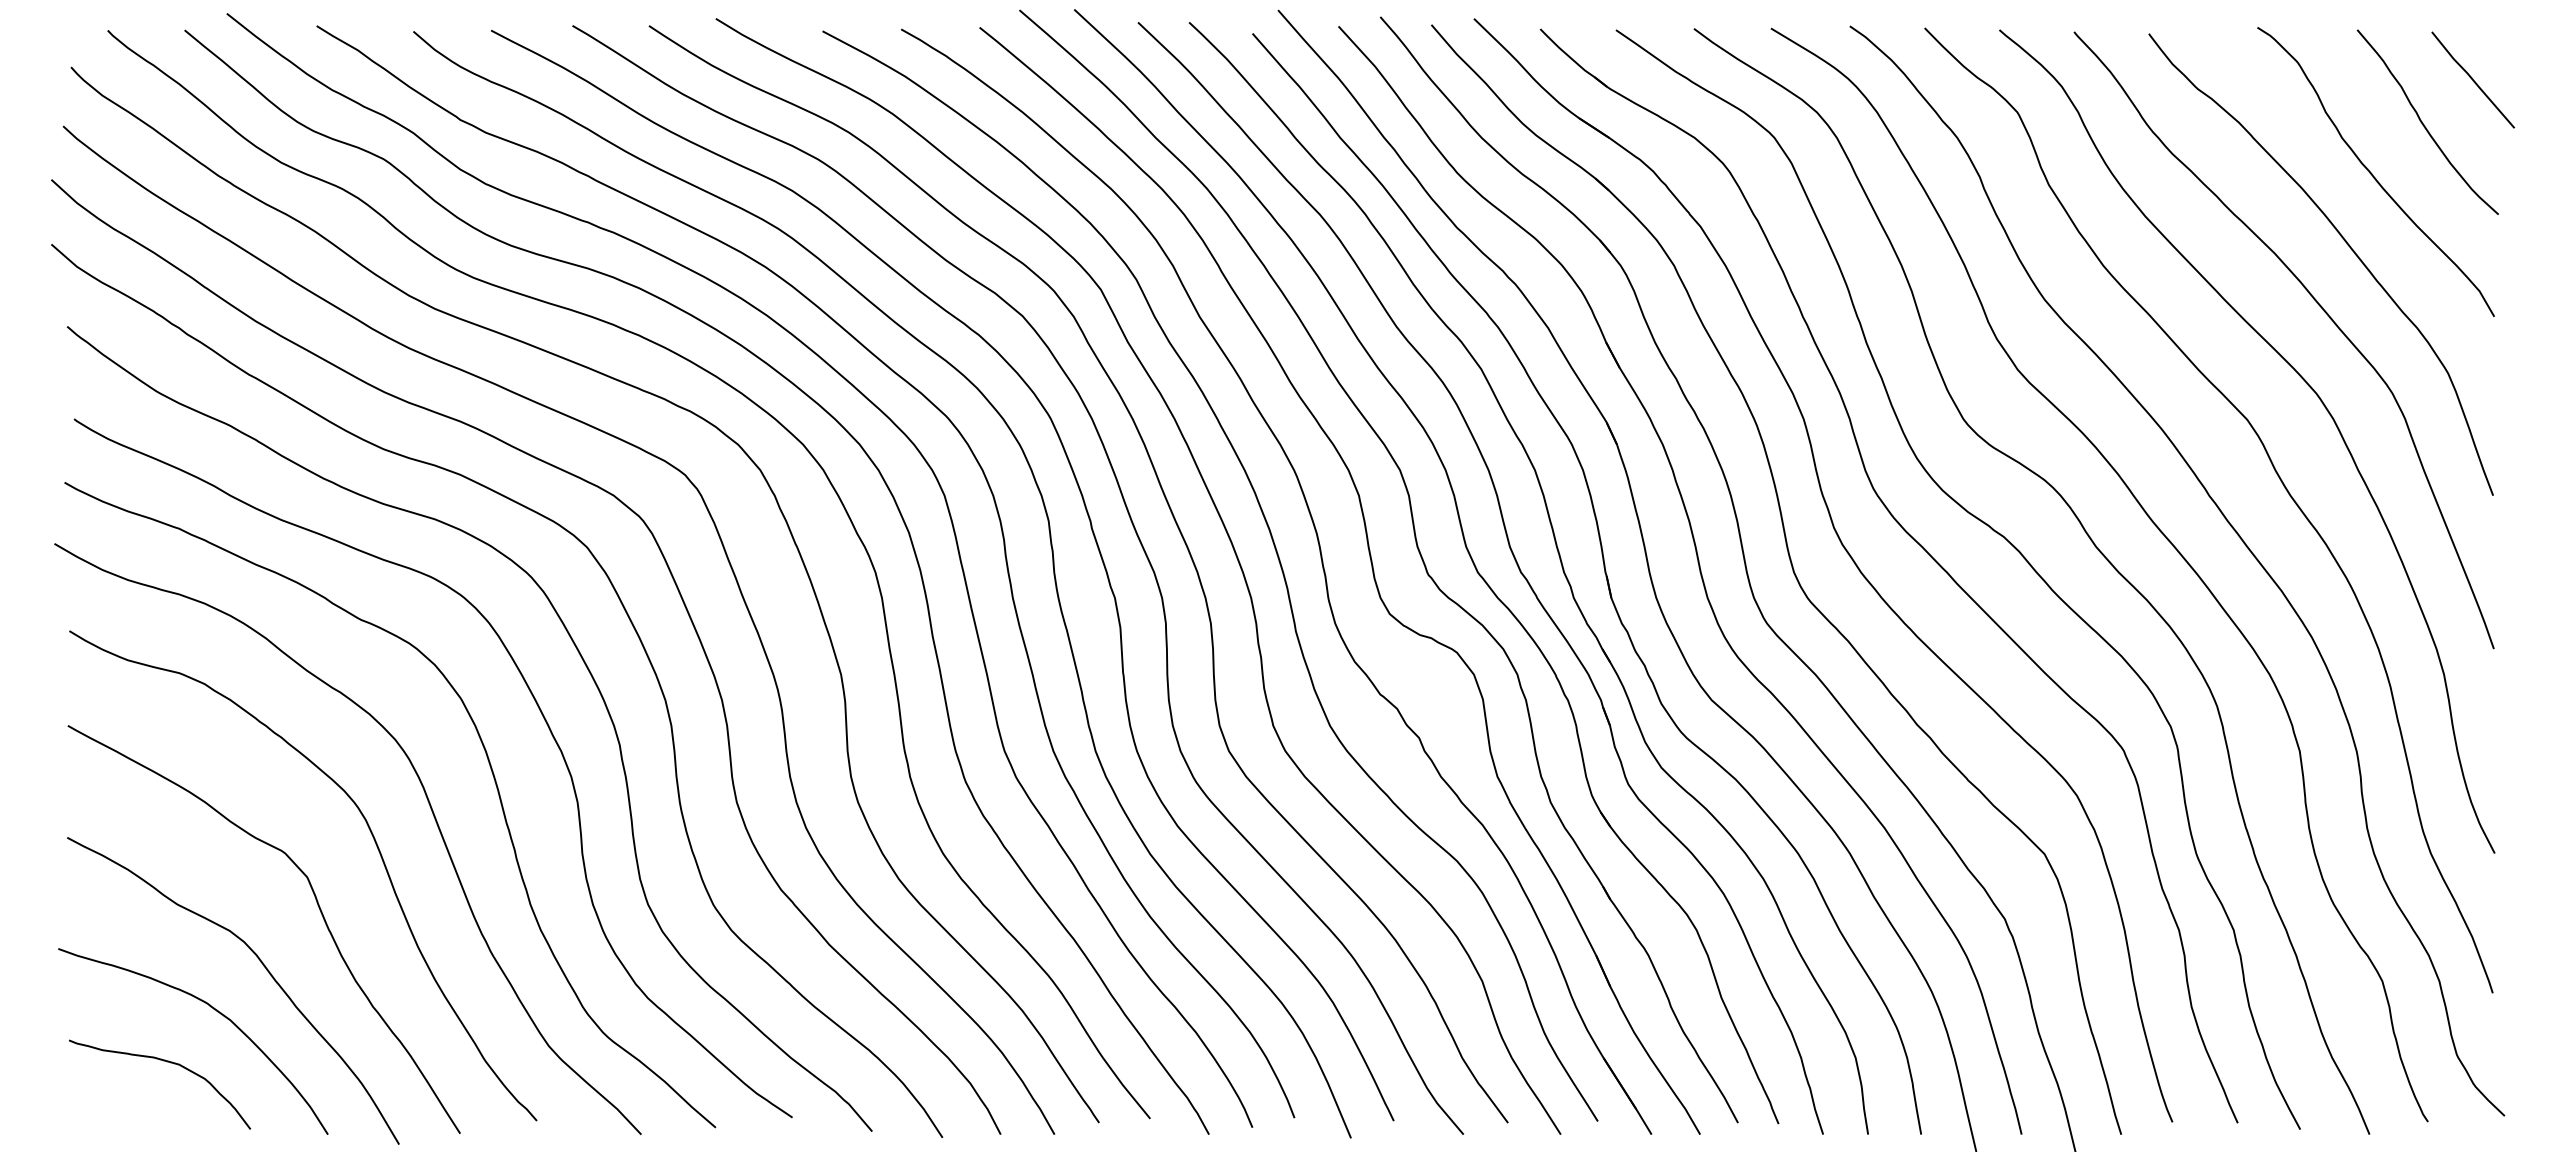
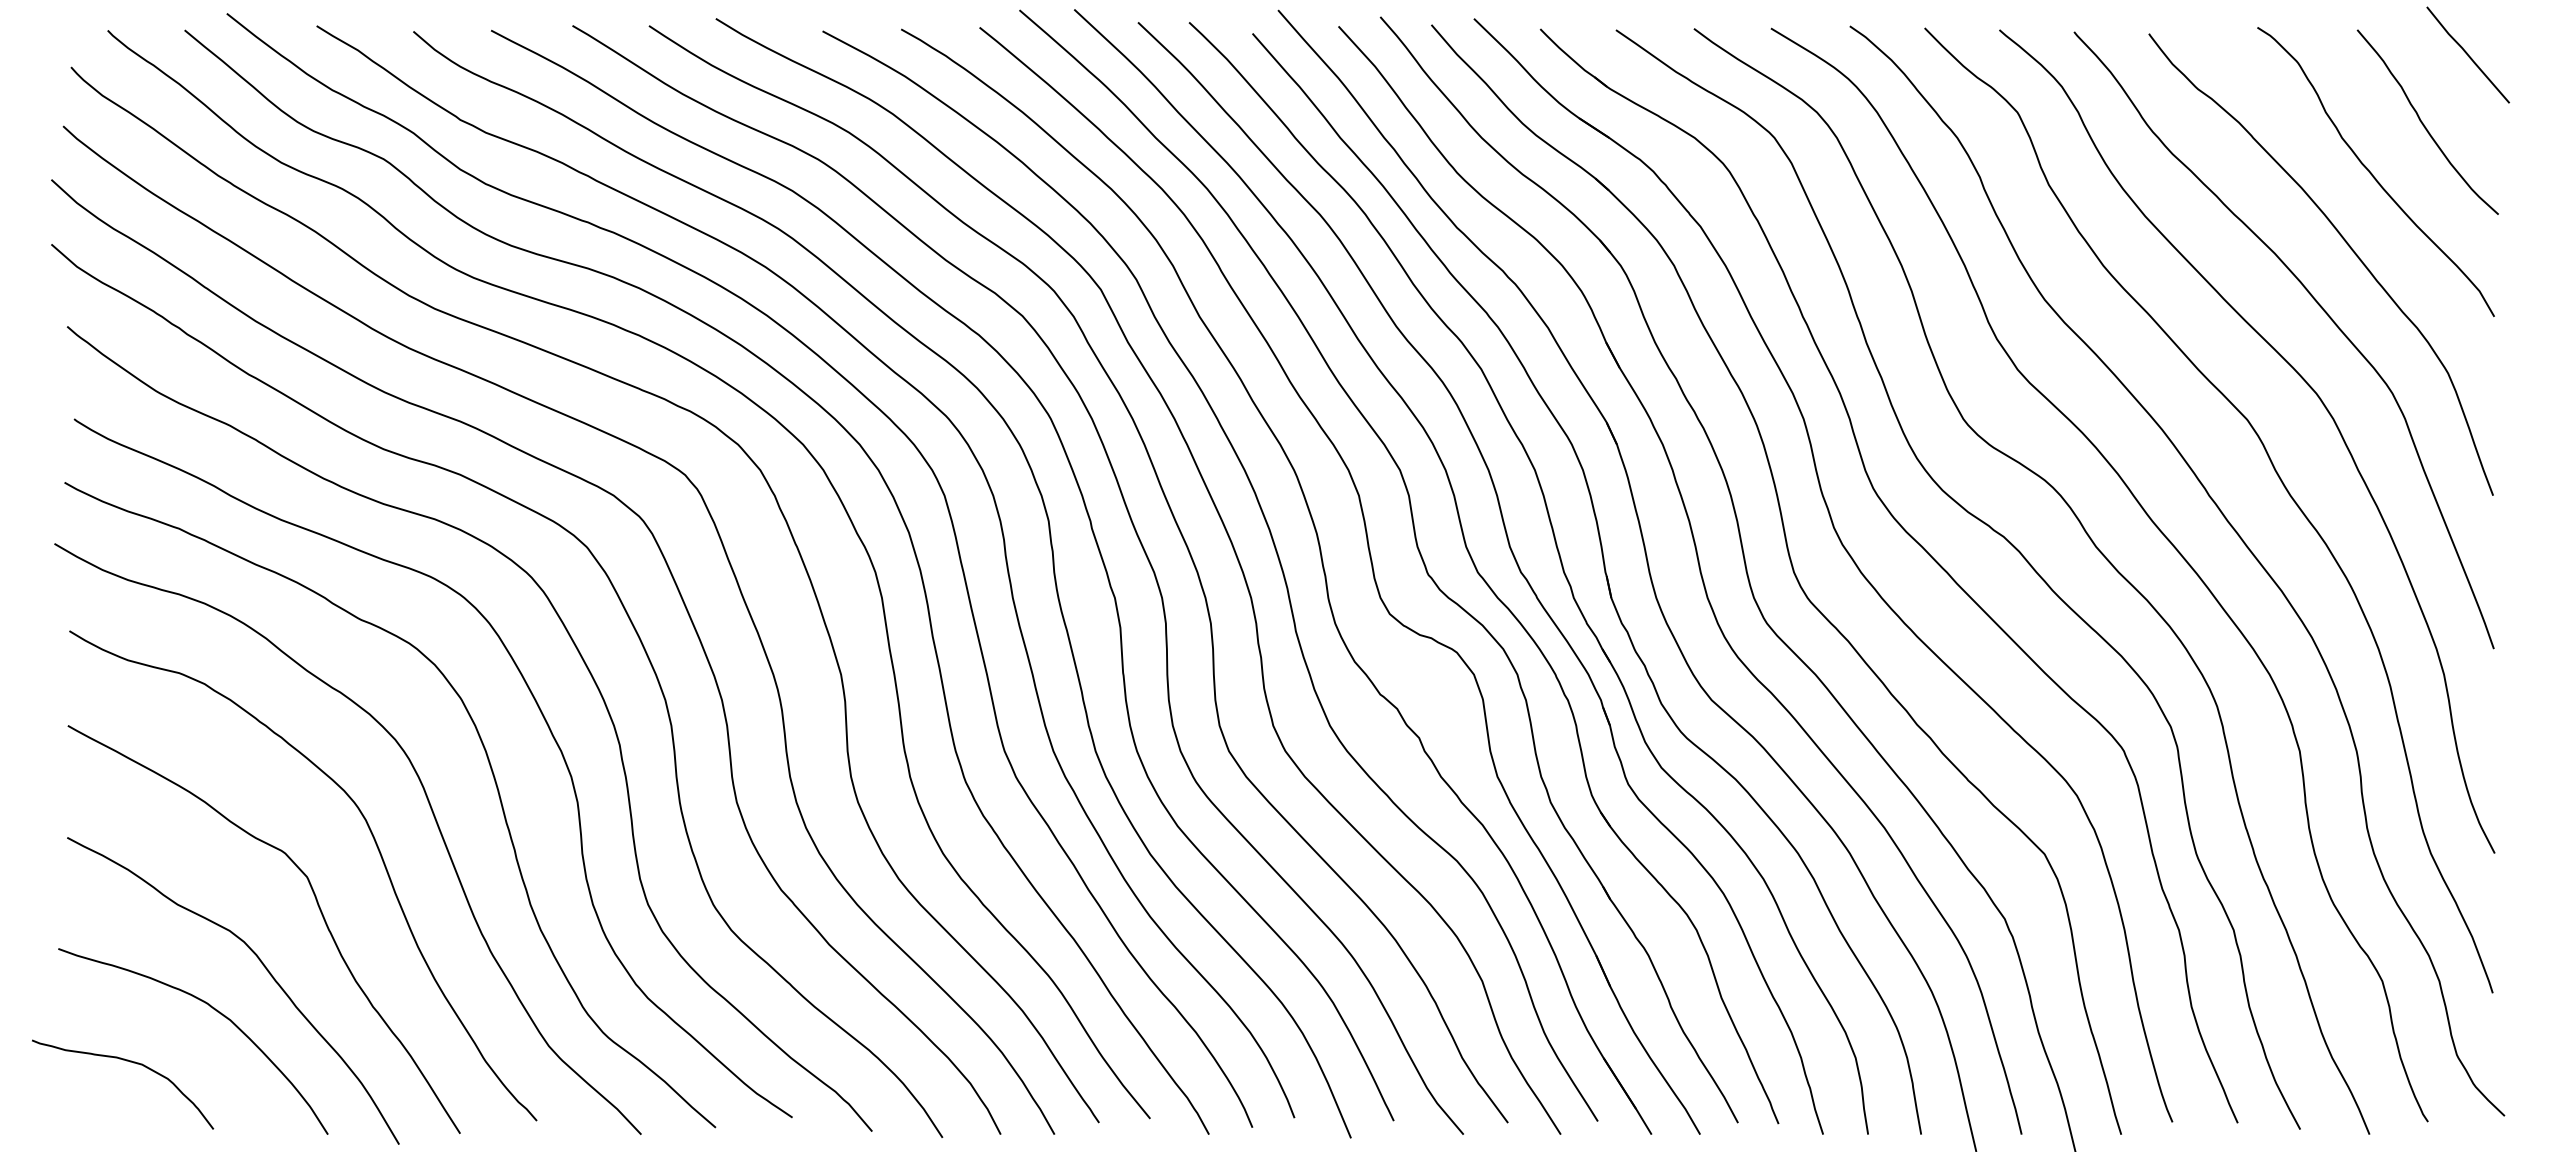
line position: (2472, 79) -> (2467, 54) (2467, 54)
curve position: (167, 1062) -> (130, 1062) (130, 1062)
